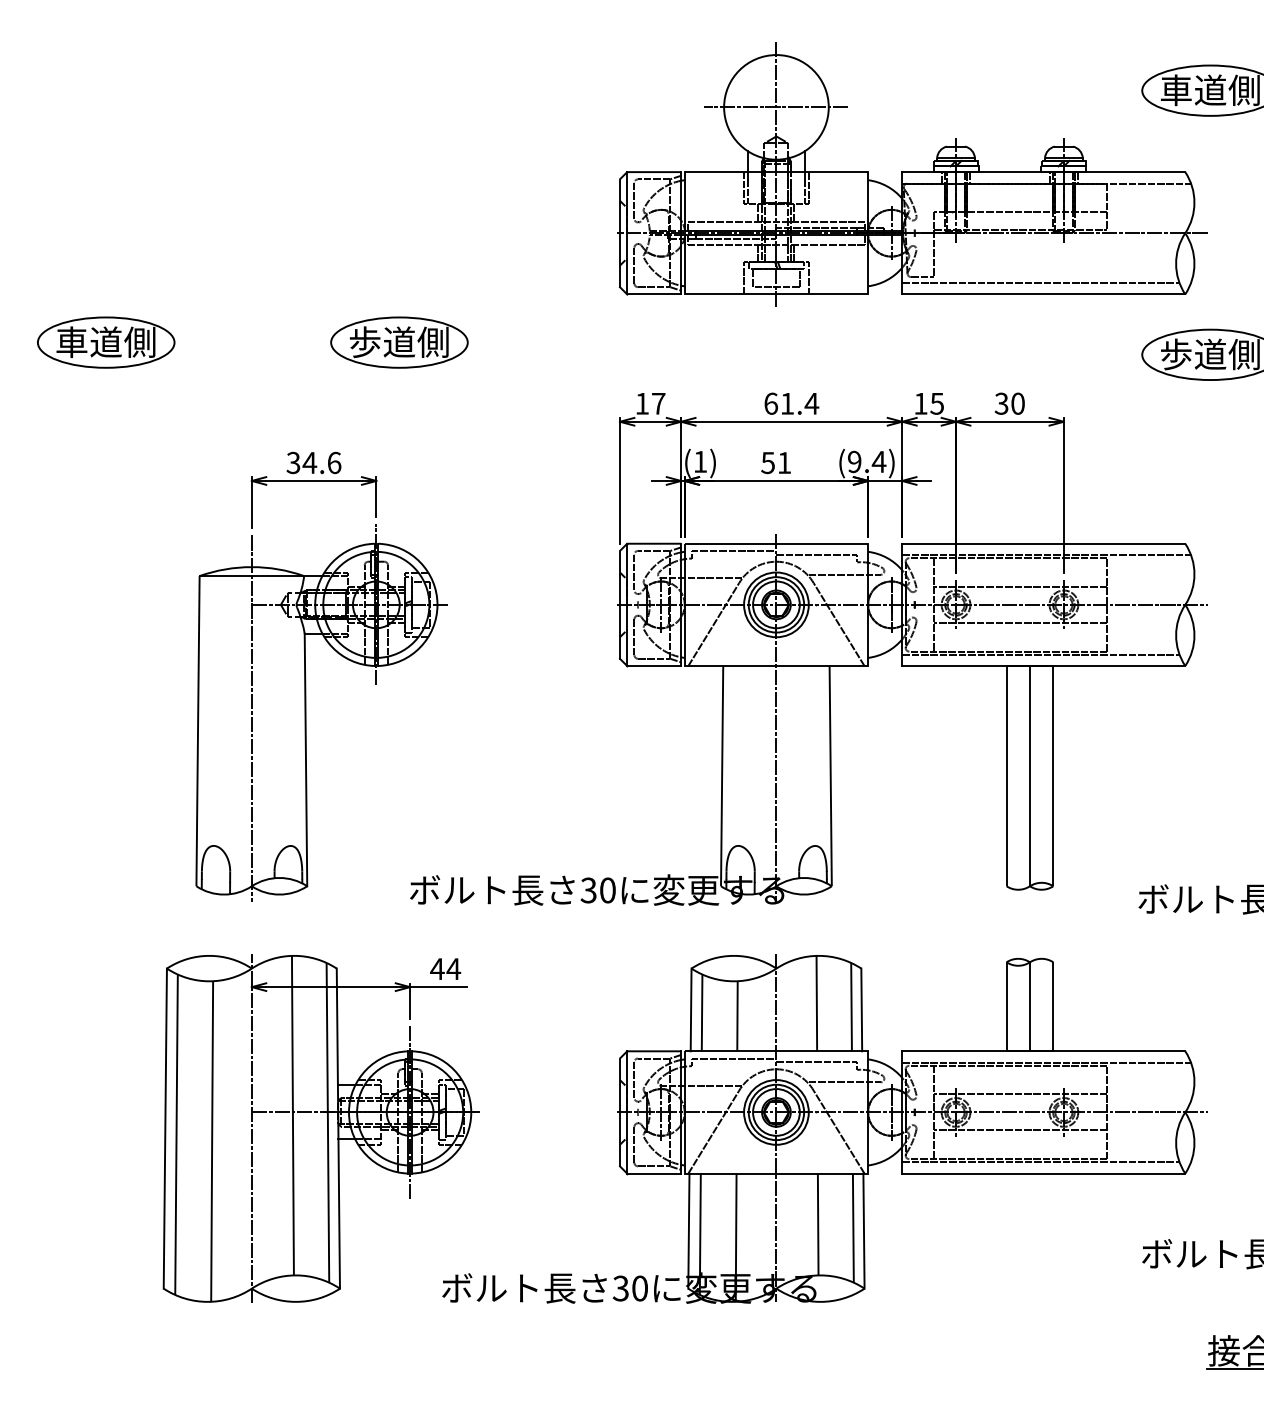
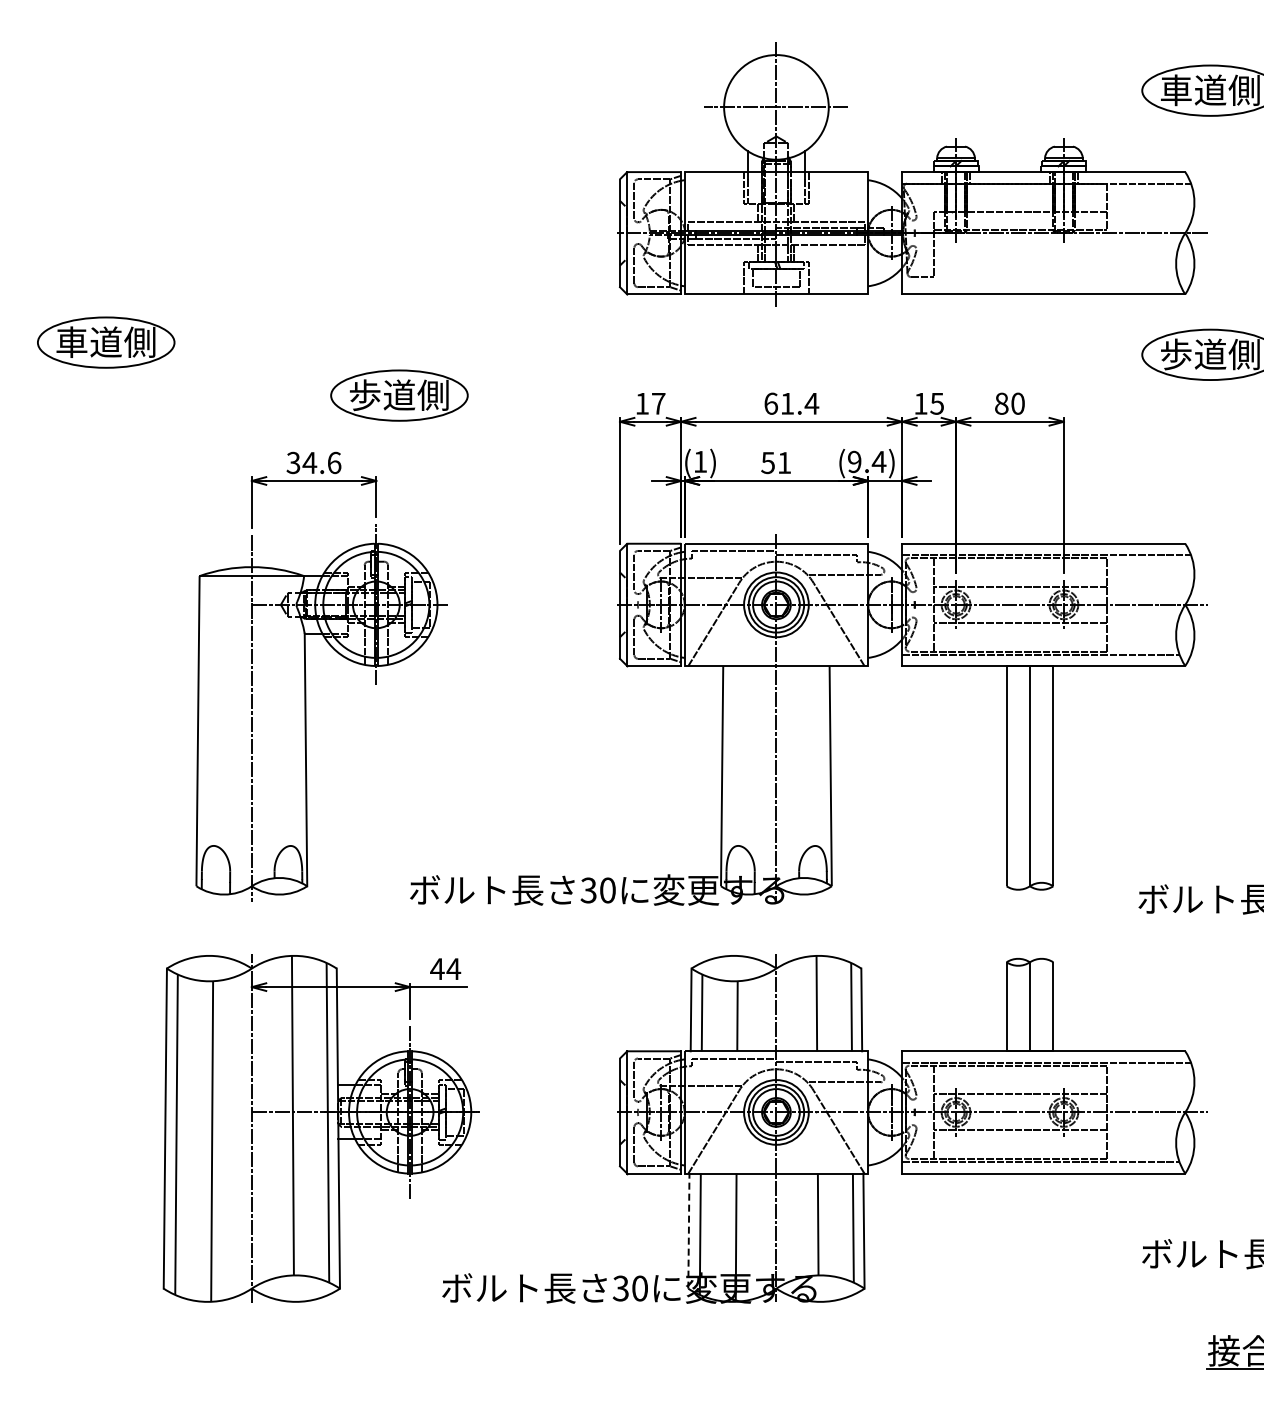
line: present -> none (1040, 282)
part position: (399, 342) -> (399, 395) (399, 395)
text: 30 -> 80 (1001, 403)
line: solid -> dashed (688, 1231)
